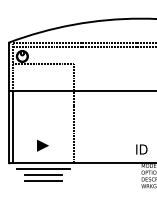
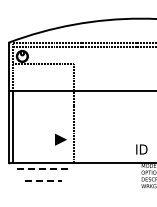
line position: (42, 145) -> (60, 139) (60, 139)
line: solid -> dashed (43, 169)
line: present -> none (42, 175)
line: solid -> dashed (43, 181)
